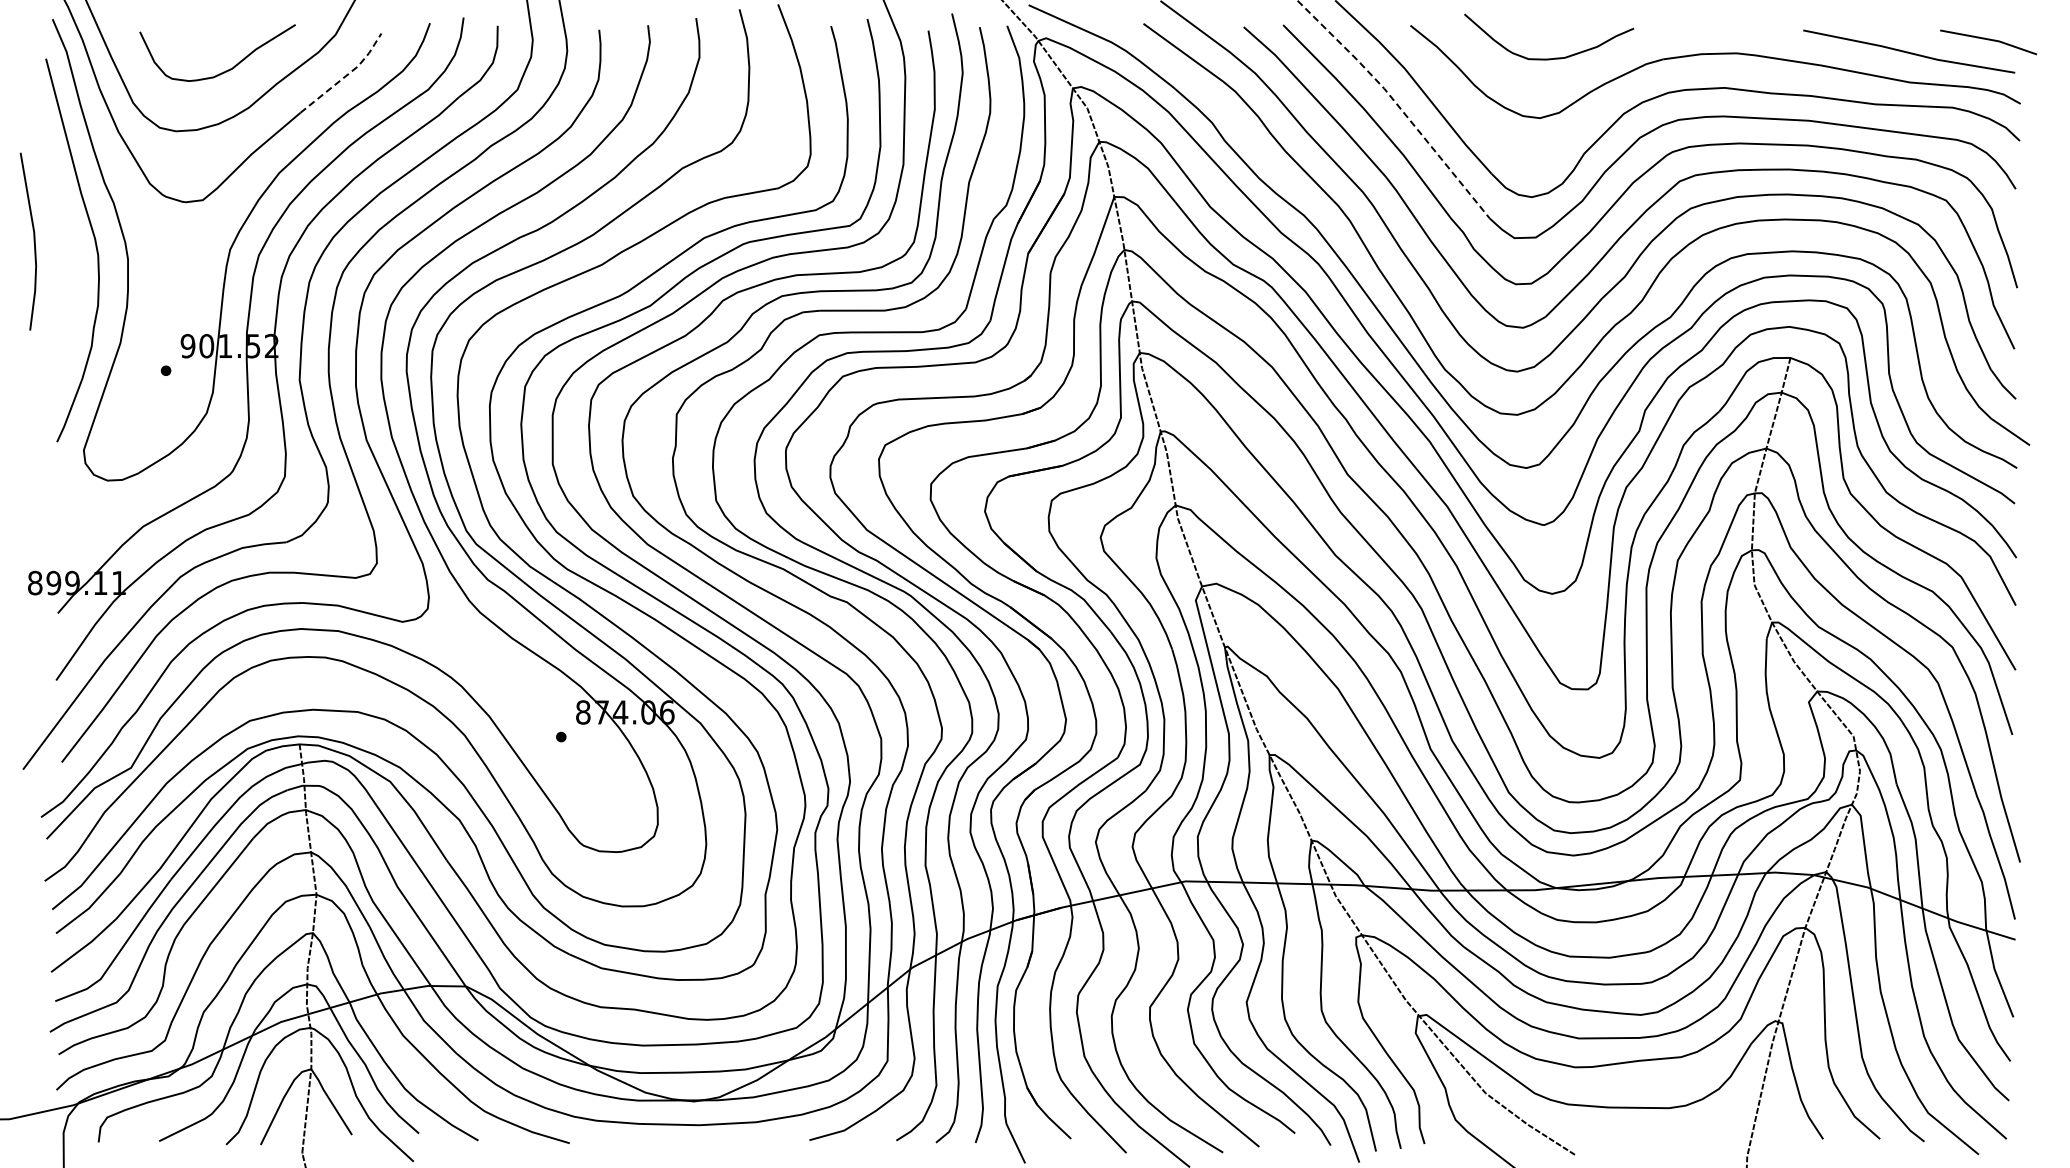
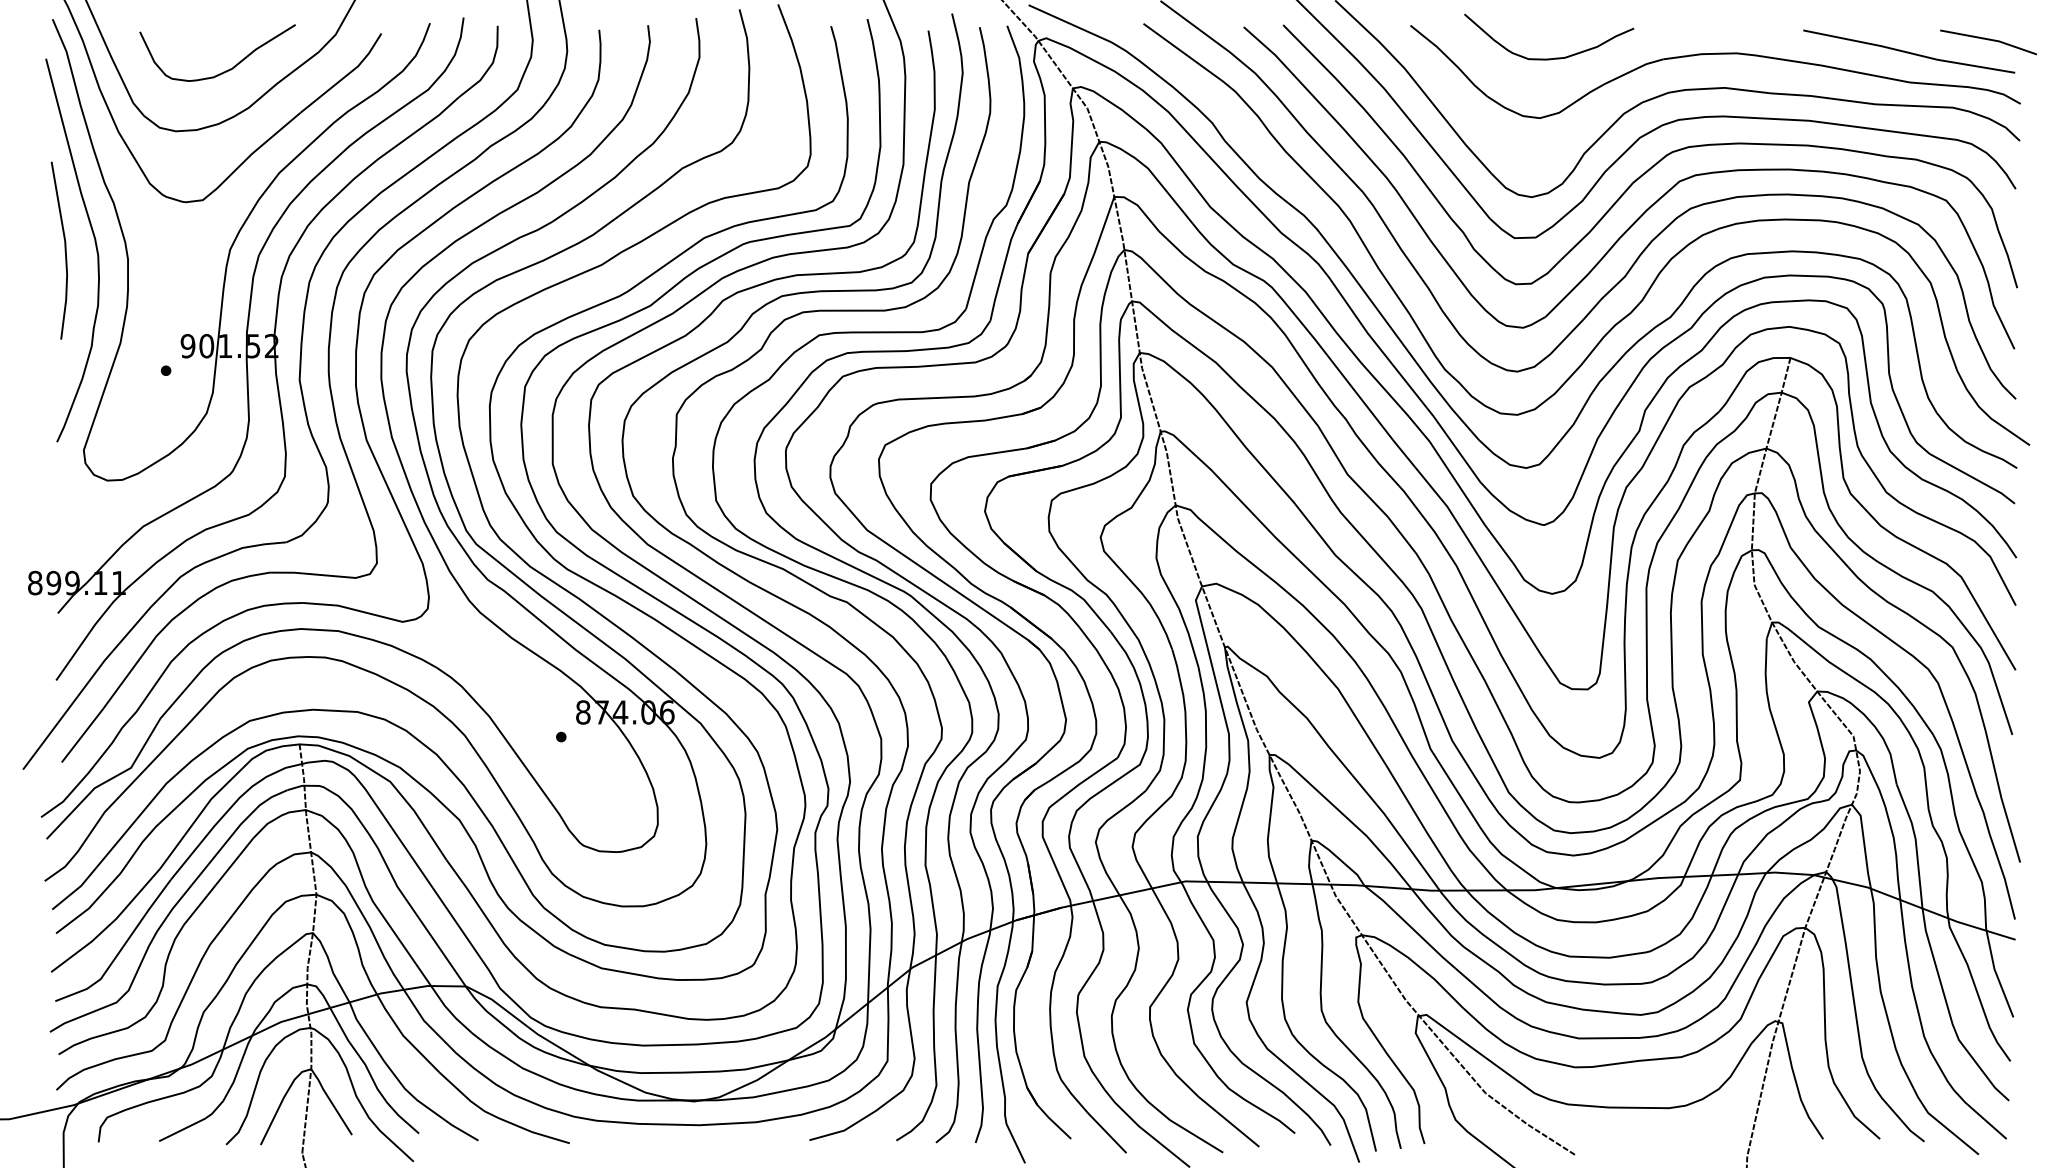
line: dashed -> solid (345, 76)
line: dashed -> solid (1397, 104)
line position: (33, 241) -> (64, 250) (64, 250)
